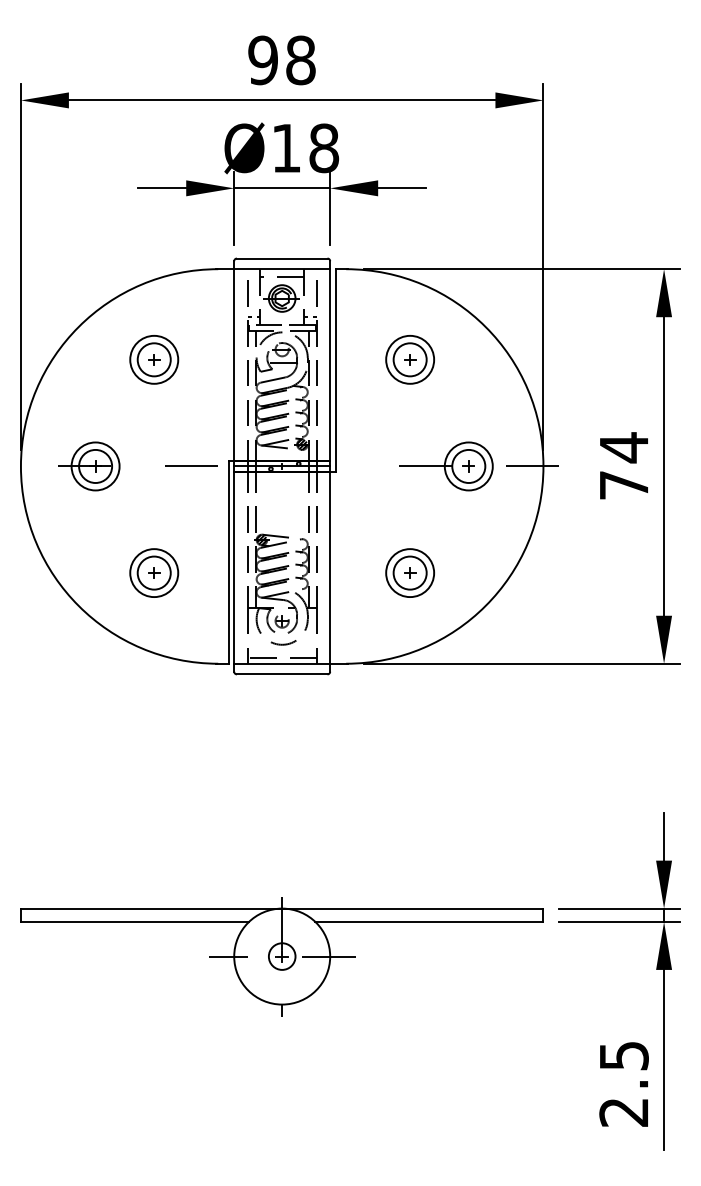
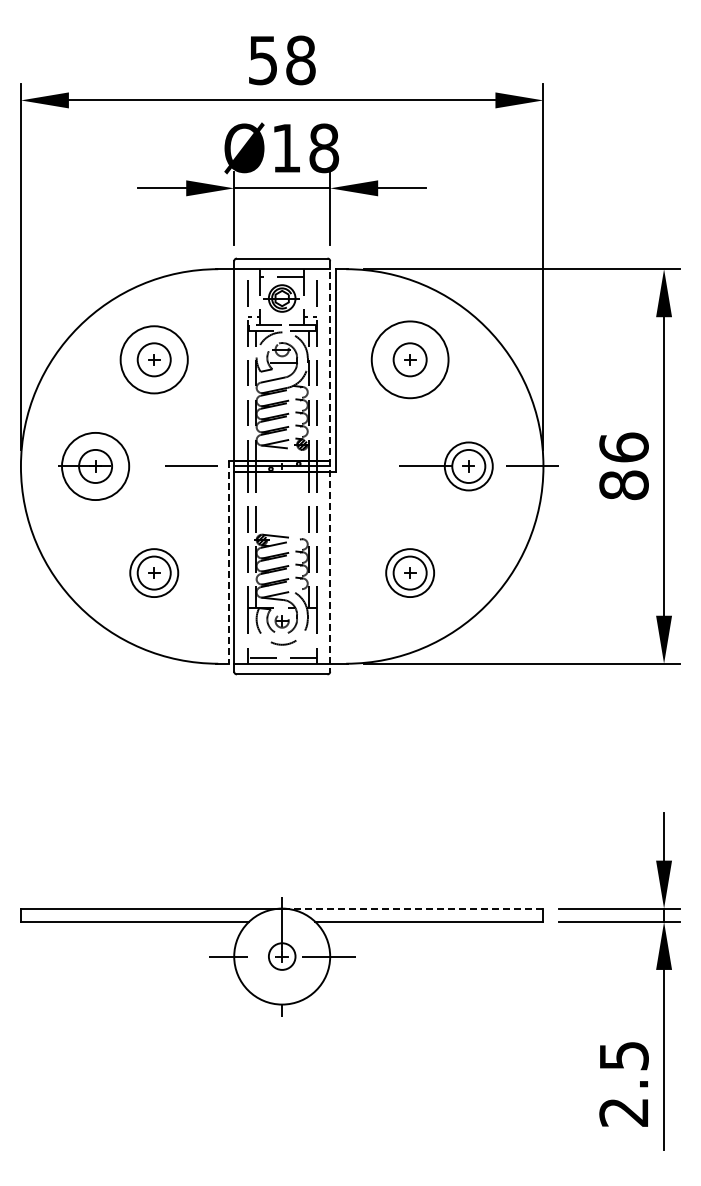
text: 98 -> 58 (262, 60)
circle diameter: 48 px -> 67 px (153, 359)
circle diameter: 48 px -> 77 px (409, 359)
circle diameter: 48 px -> 67 px (95, 466)
line: solid -> dashed (330, 466)
text: 74 -> 86 (623, 466)
line: solid -> dashed (228, 562)
line: solid -> dashed (412, 908)
